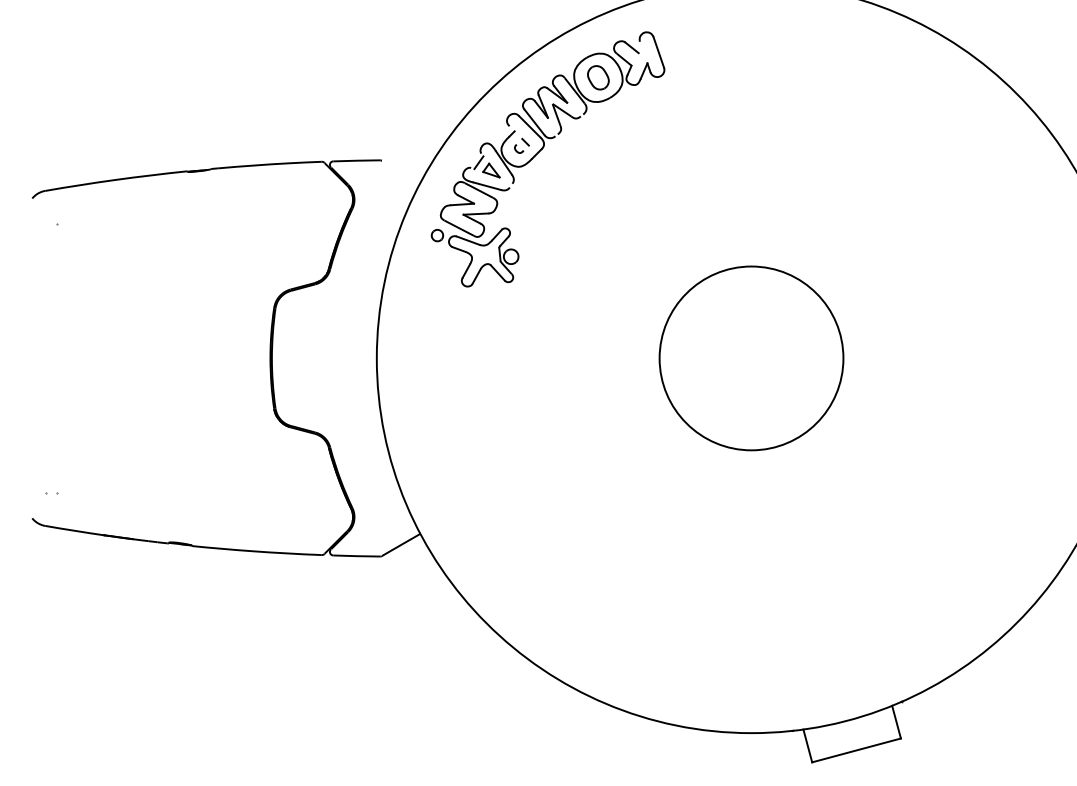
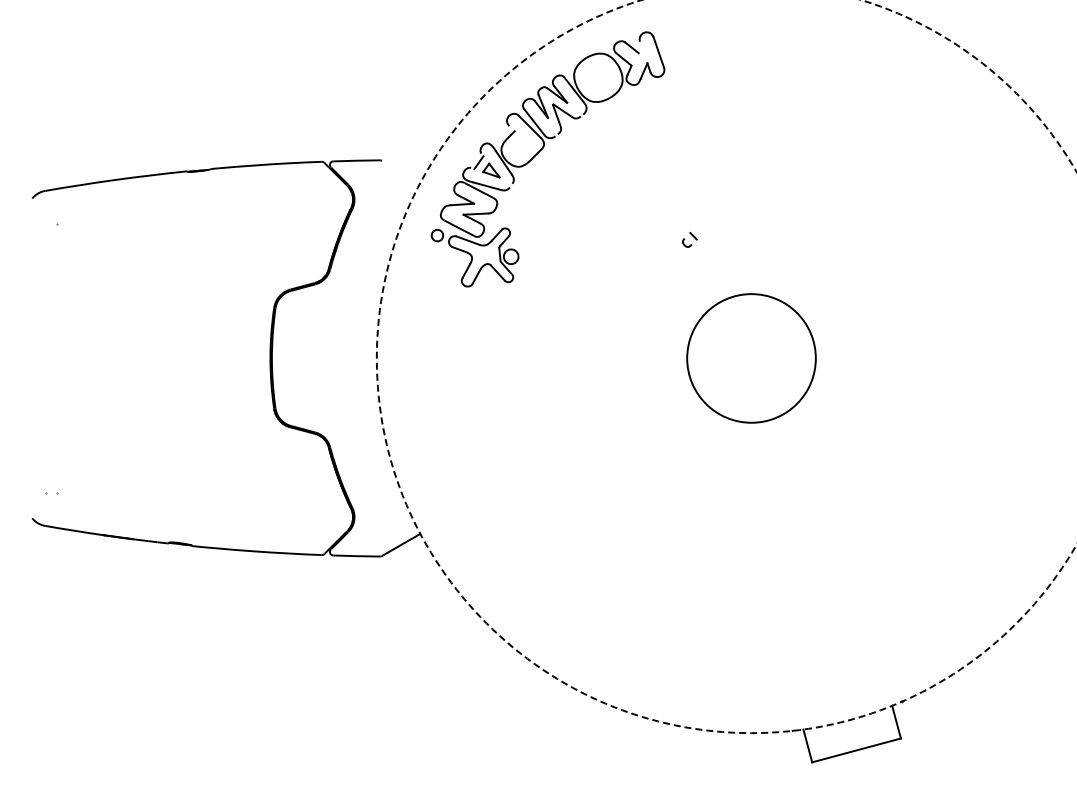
part: present -> none (598, 77)
part position: (521, 145) -> (689, 239) (689, 239)
circle size: 187x187 px -> 131x131 px (751, 358)
circle: solid -> dashed (726, 366)
